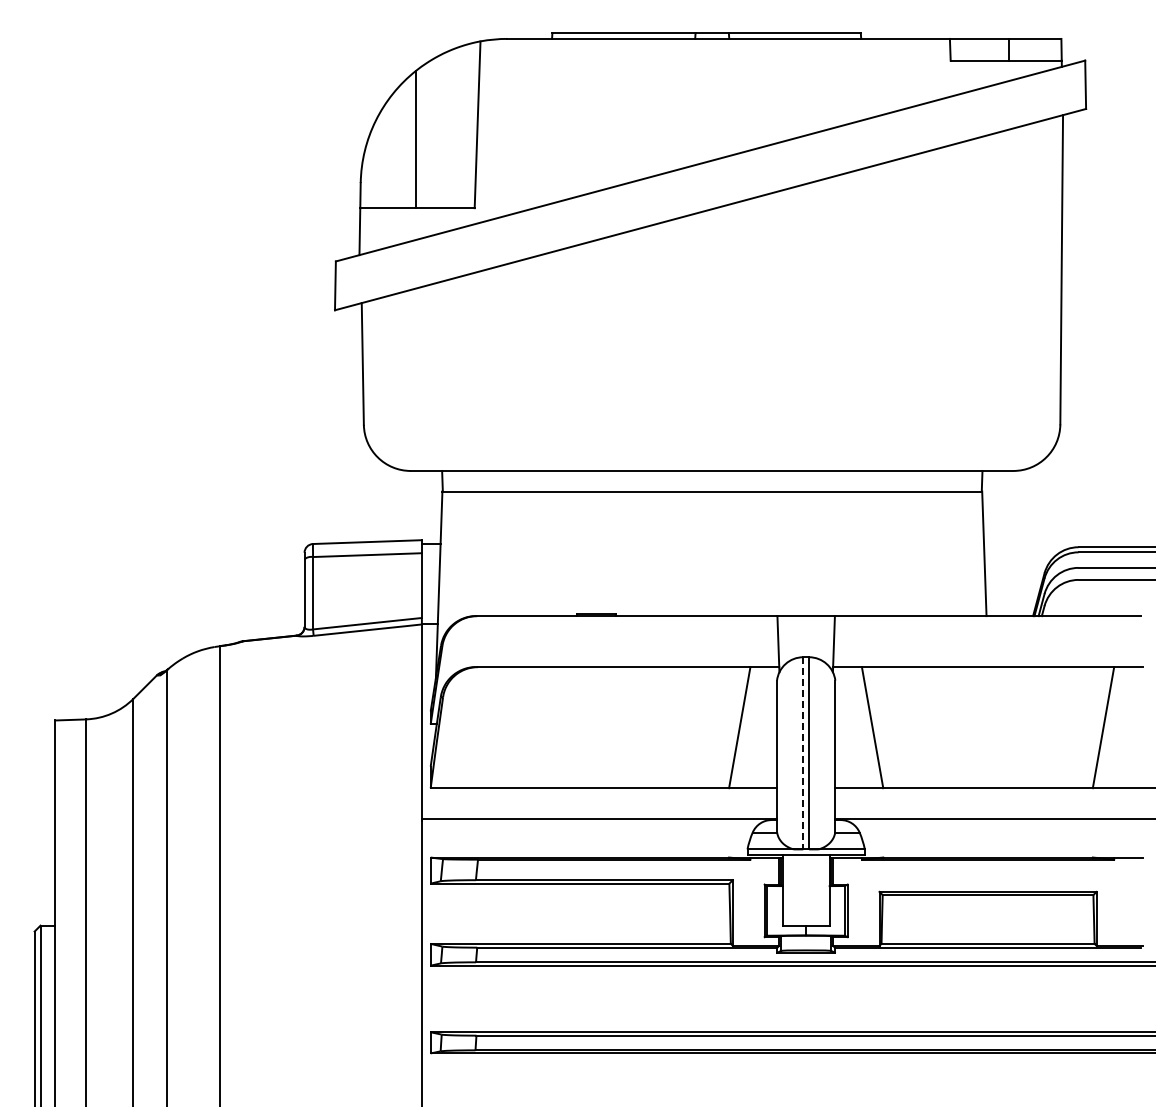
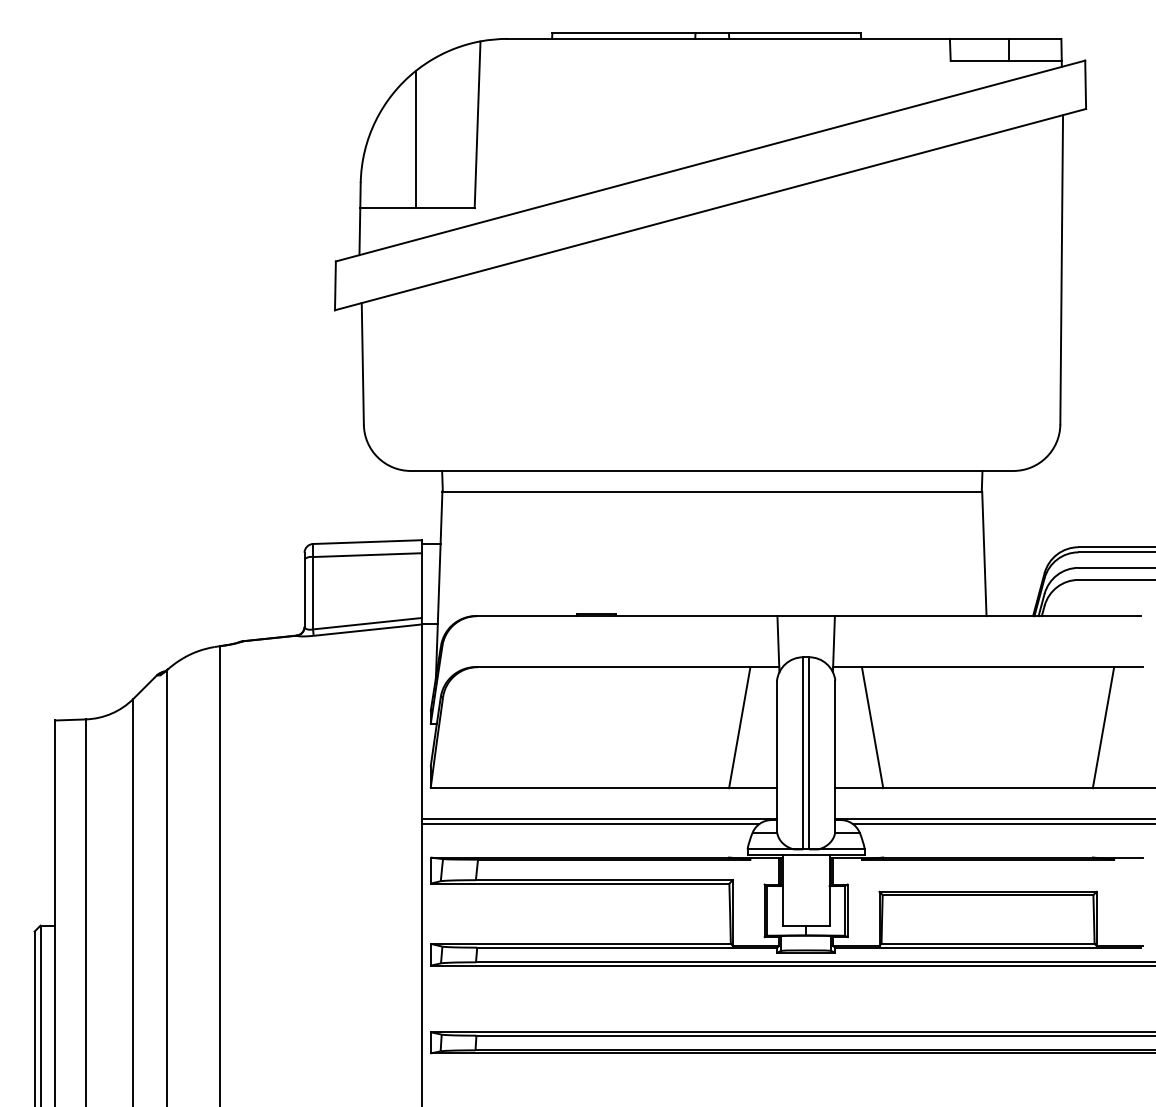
line: dashed -> solid (803, 753)
line: none -> present (590, 824)
line: none -> present (1002, 824)
